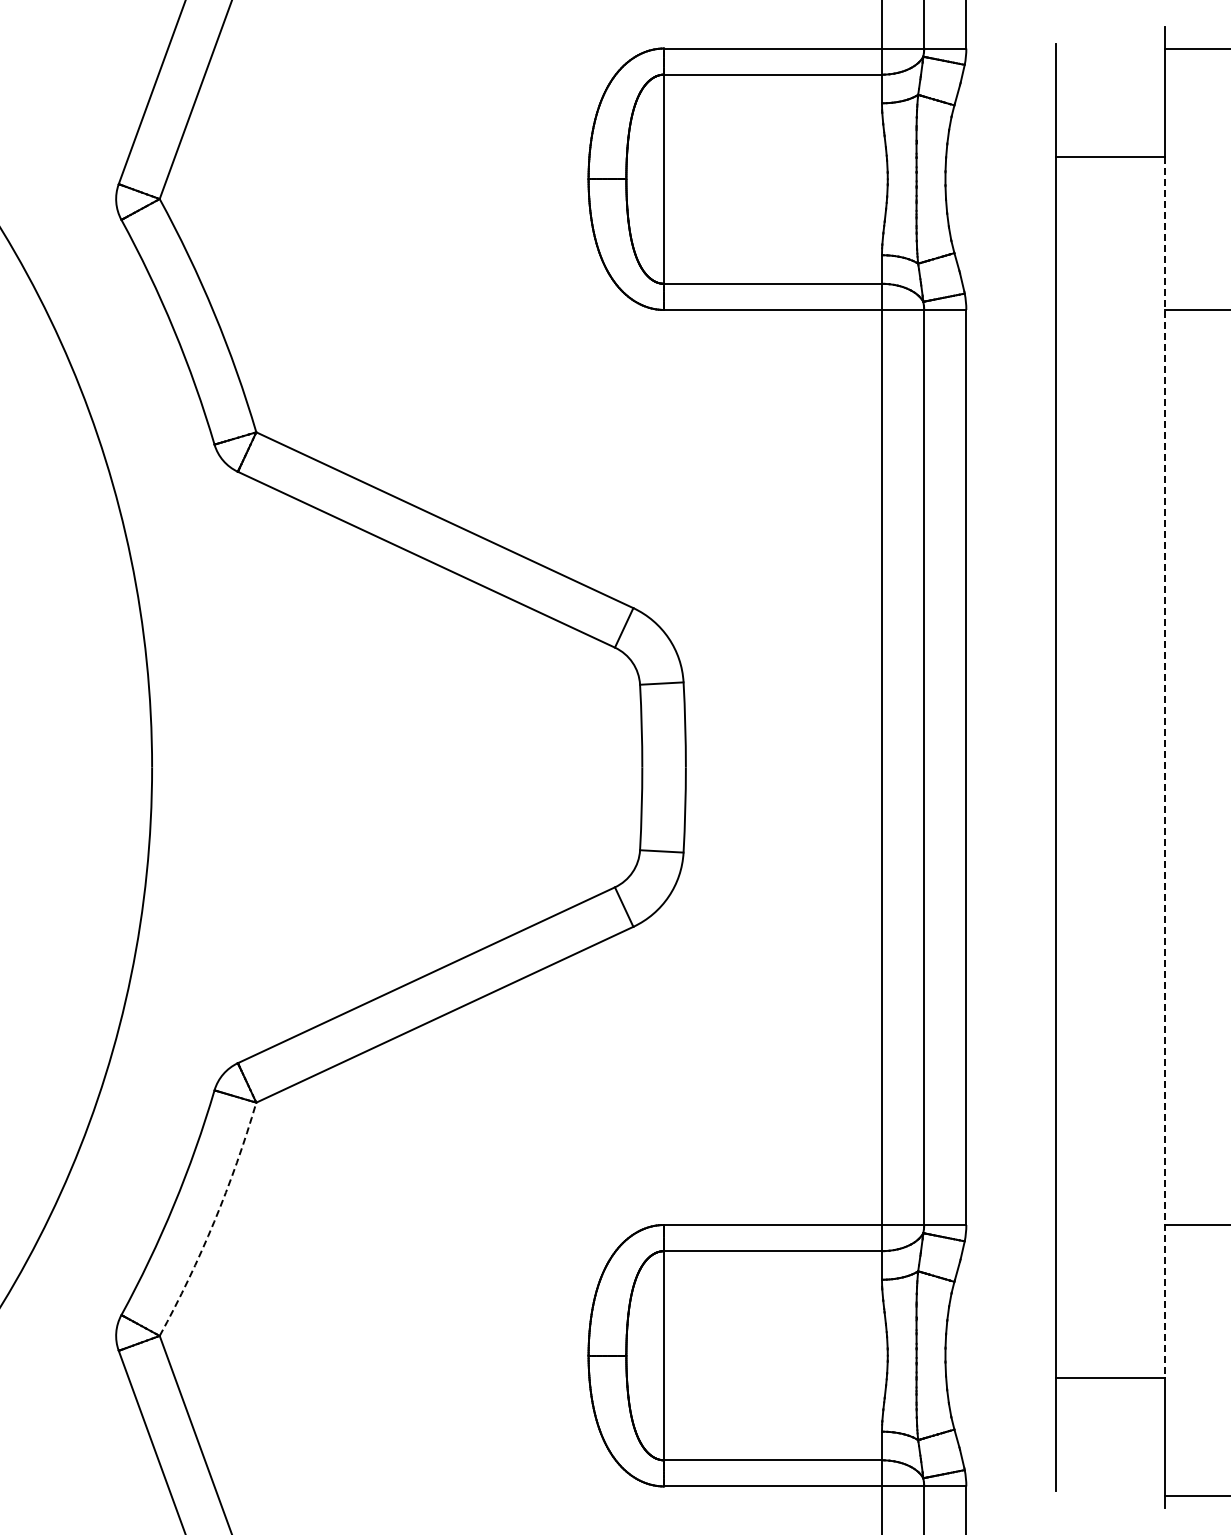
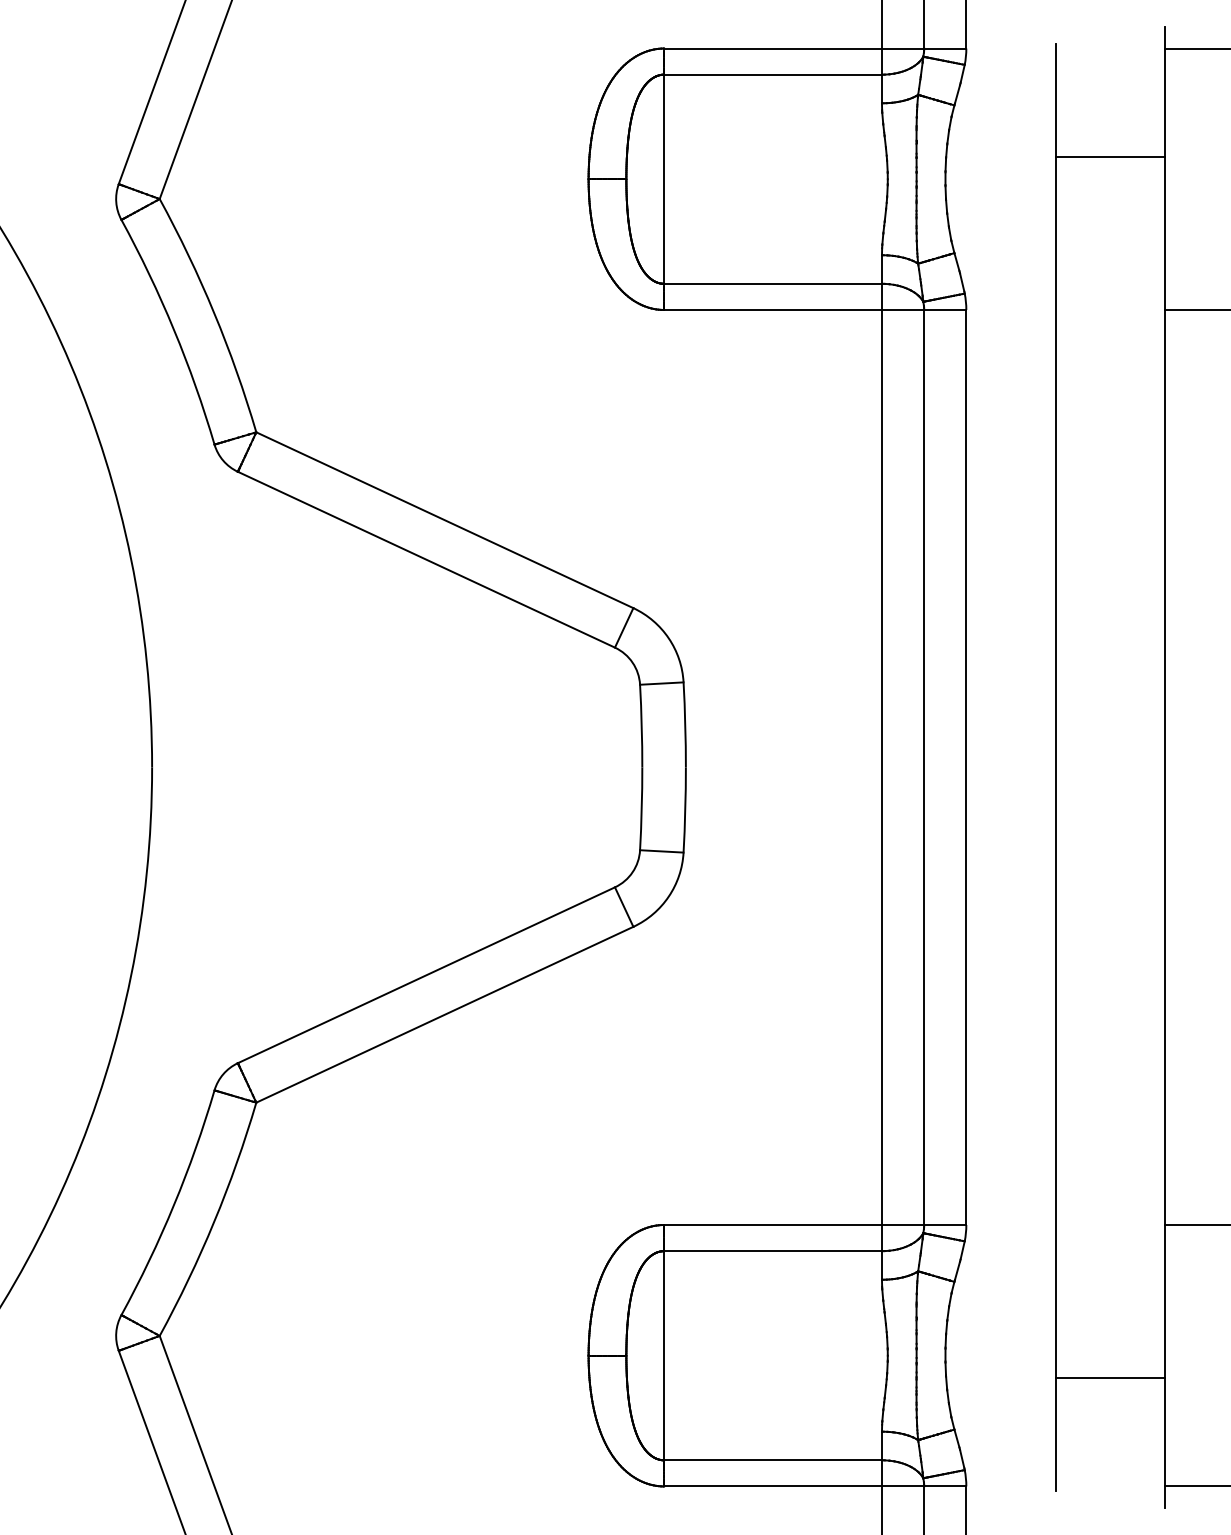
line: dashed -> solid (1165, 767)
arc: dashed -> solid (214, 1221)
line position: (1196, 1496) -> (1196, 1486) (1196, 1486)
